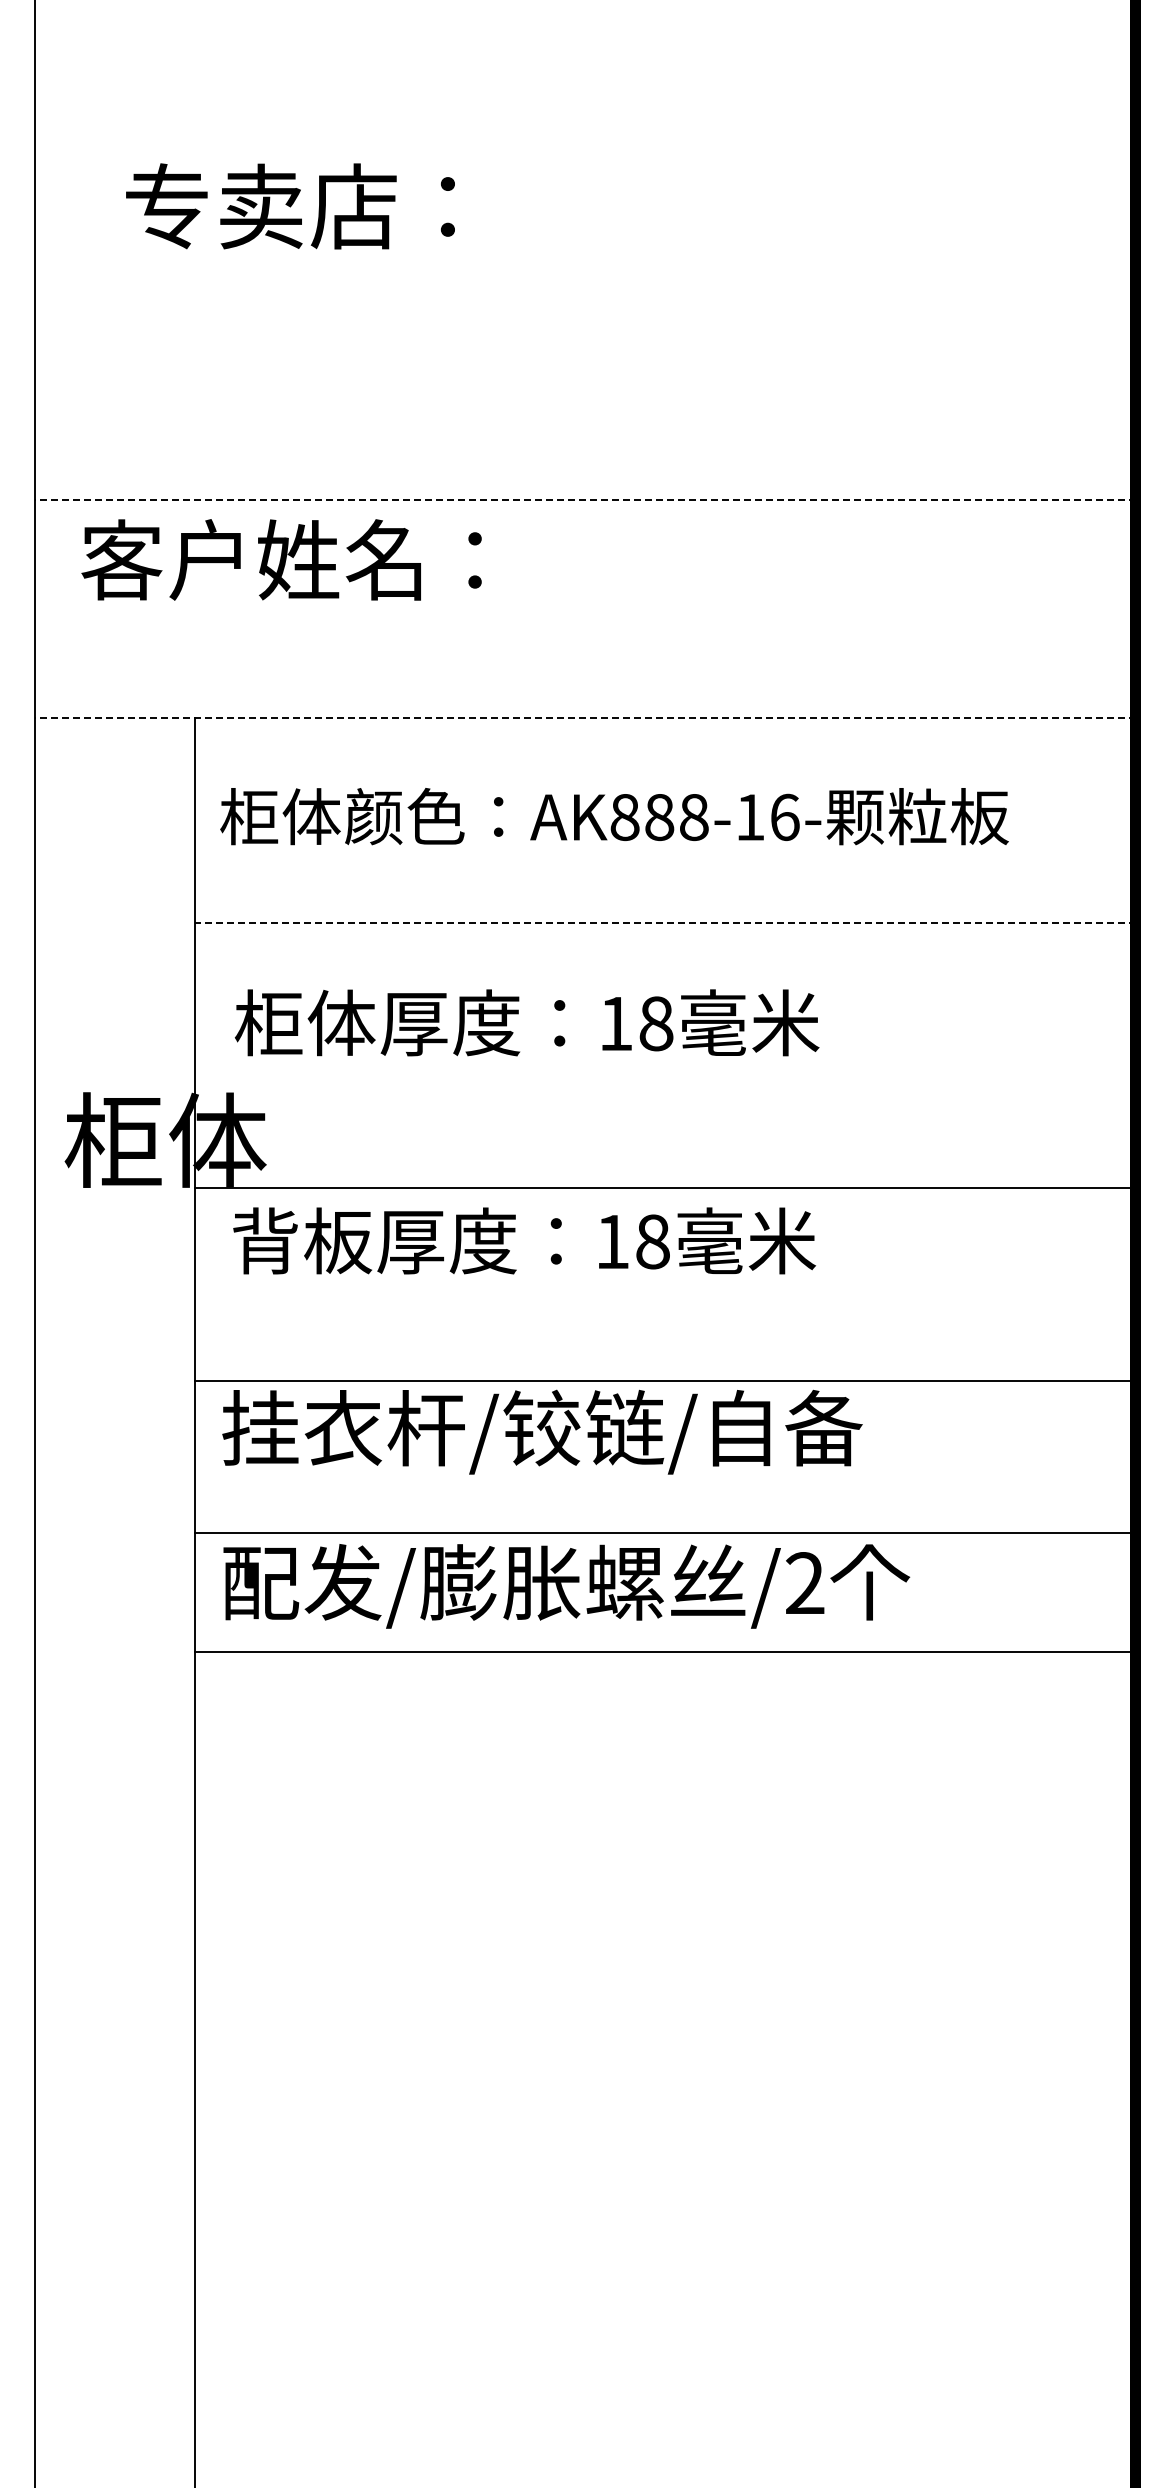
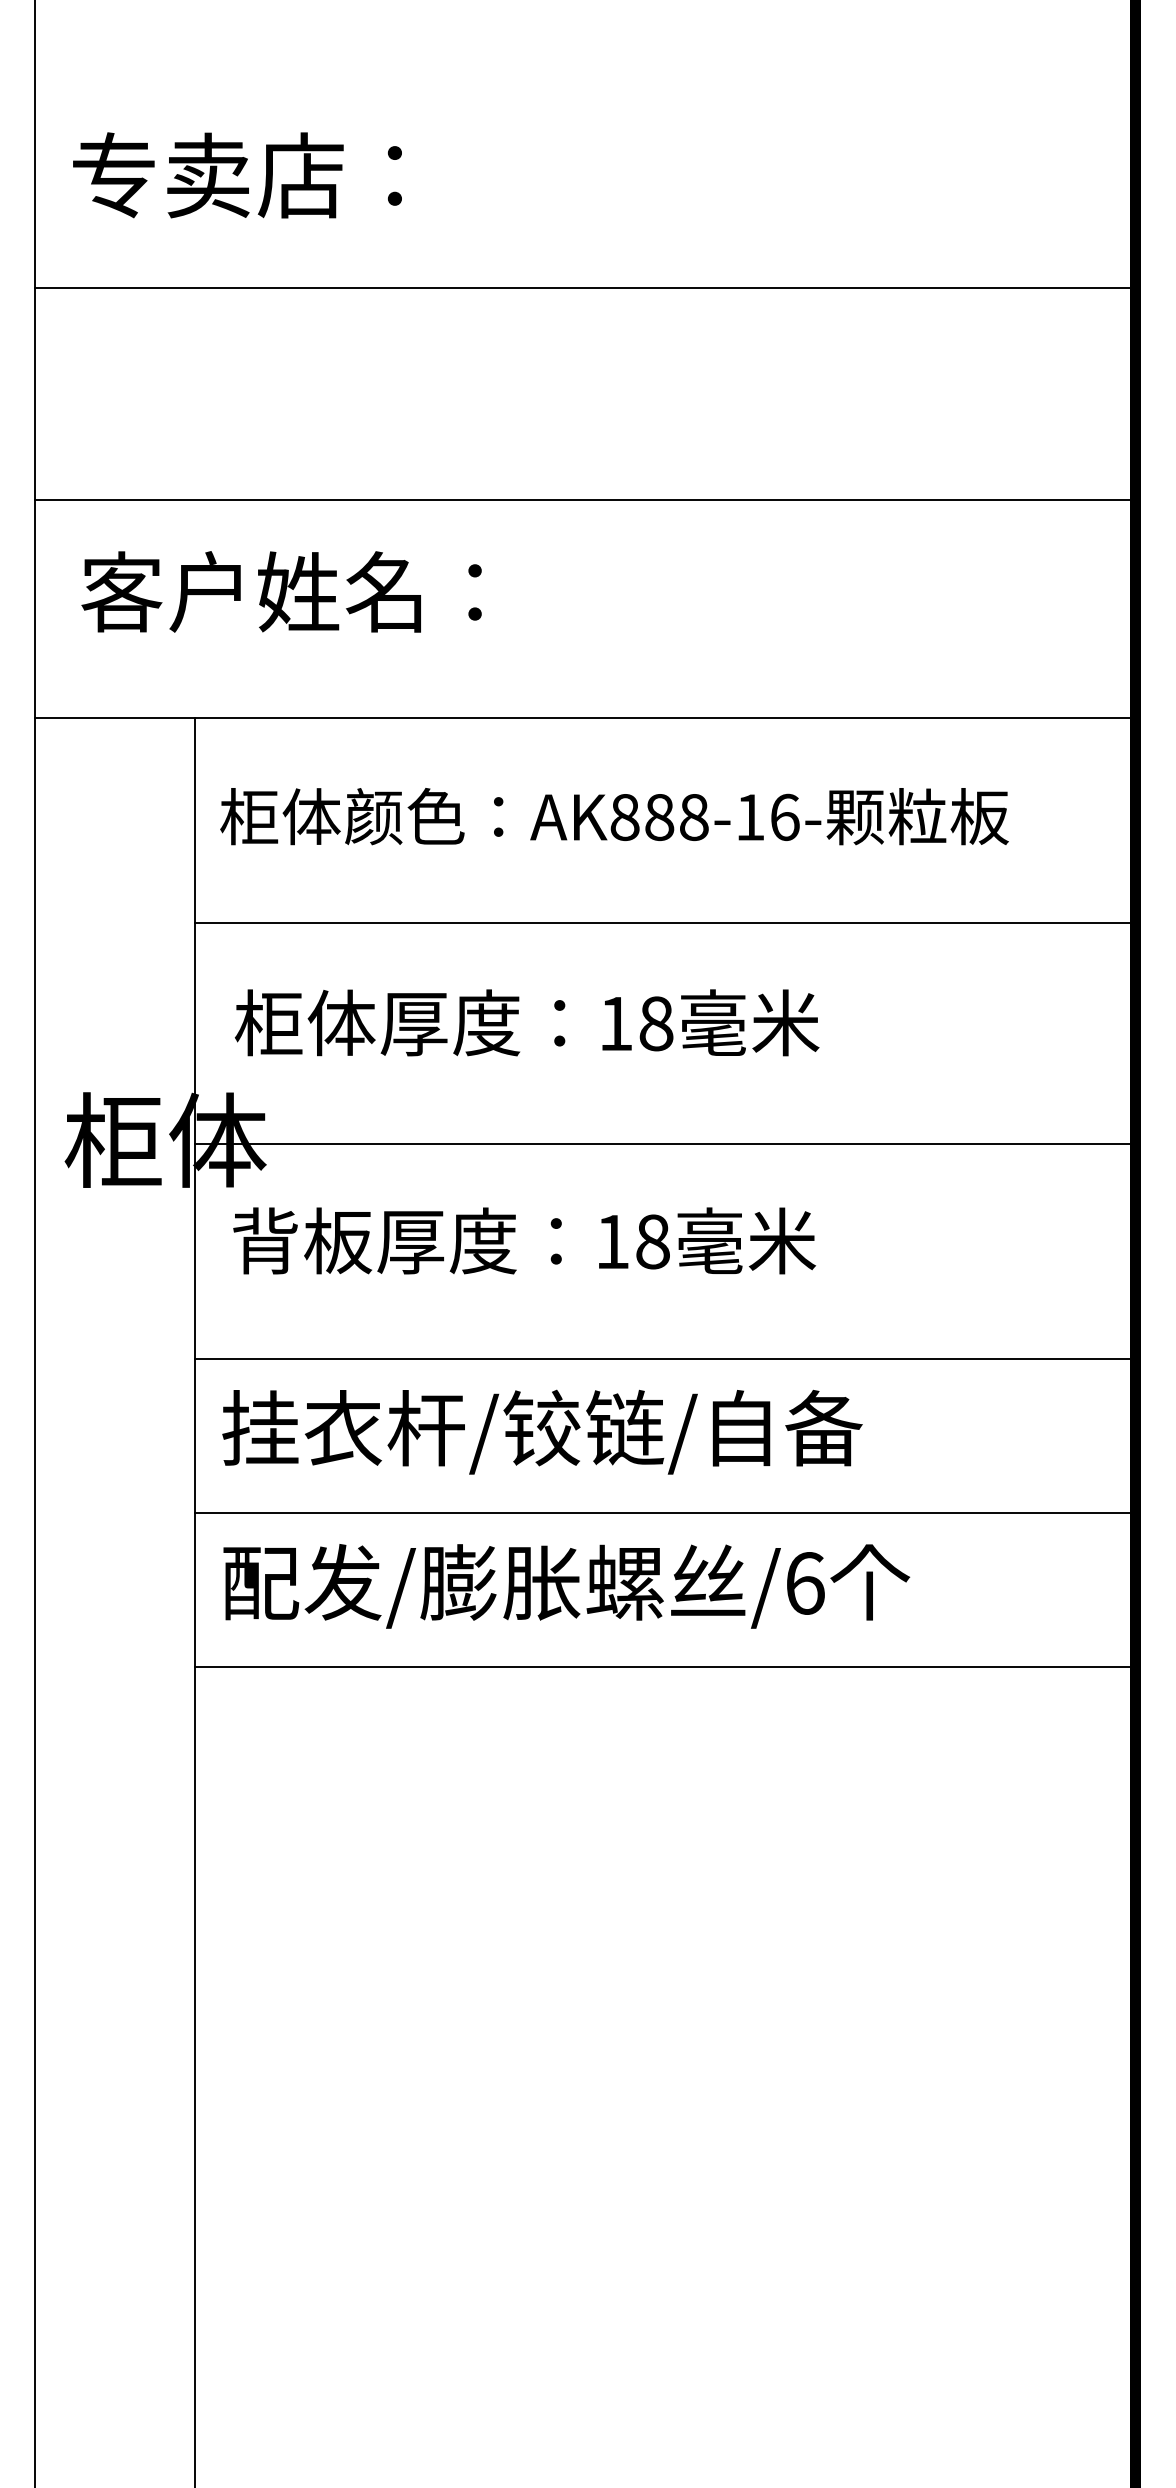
text position: (290, 206) -> (237, 175) (237, 175)
line: none -> present (585, 287)
line: dashed -> solid (584, 500)
text position: (281, 559) -> (281, 591) (281, 591)
line: dashed -> solid (584, 718)
line: dashed -> solid (664, 923)
line position: (664, 1187) -> (664, 1143) (664, 1143)
line position: (664, 1380) -> (664, 1358) (664, 1358)
line position: (664, 1532) -> (664, 1512) (664, 1512)
text: /2 -> /6 (805, 1583)
line position: (664, 1652) -> (664, 1667) (664, 1667)
